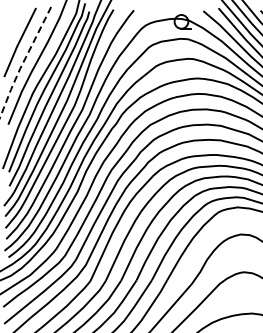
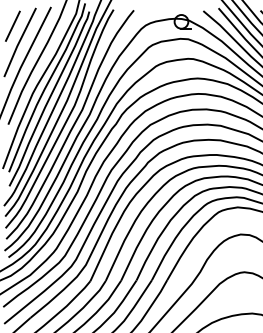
line: none -> present (12, 25)
line: dashed -> solid (23, 62)
